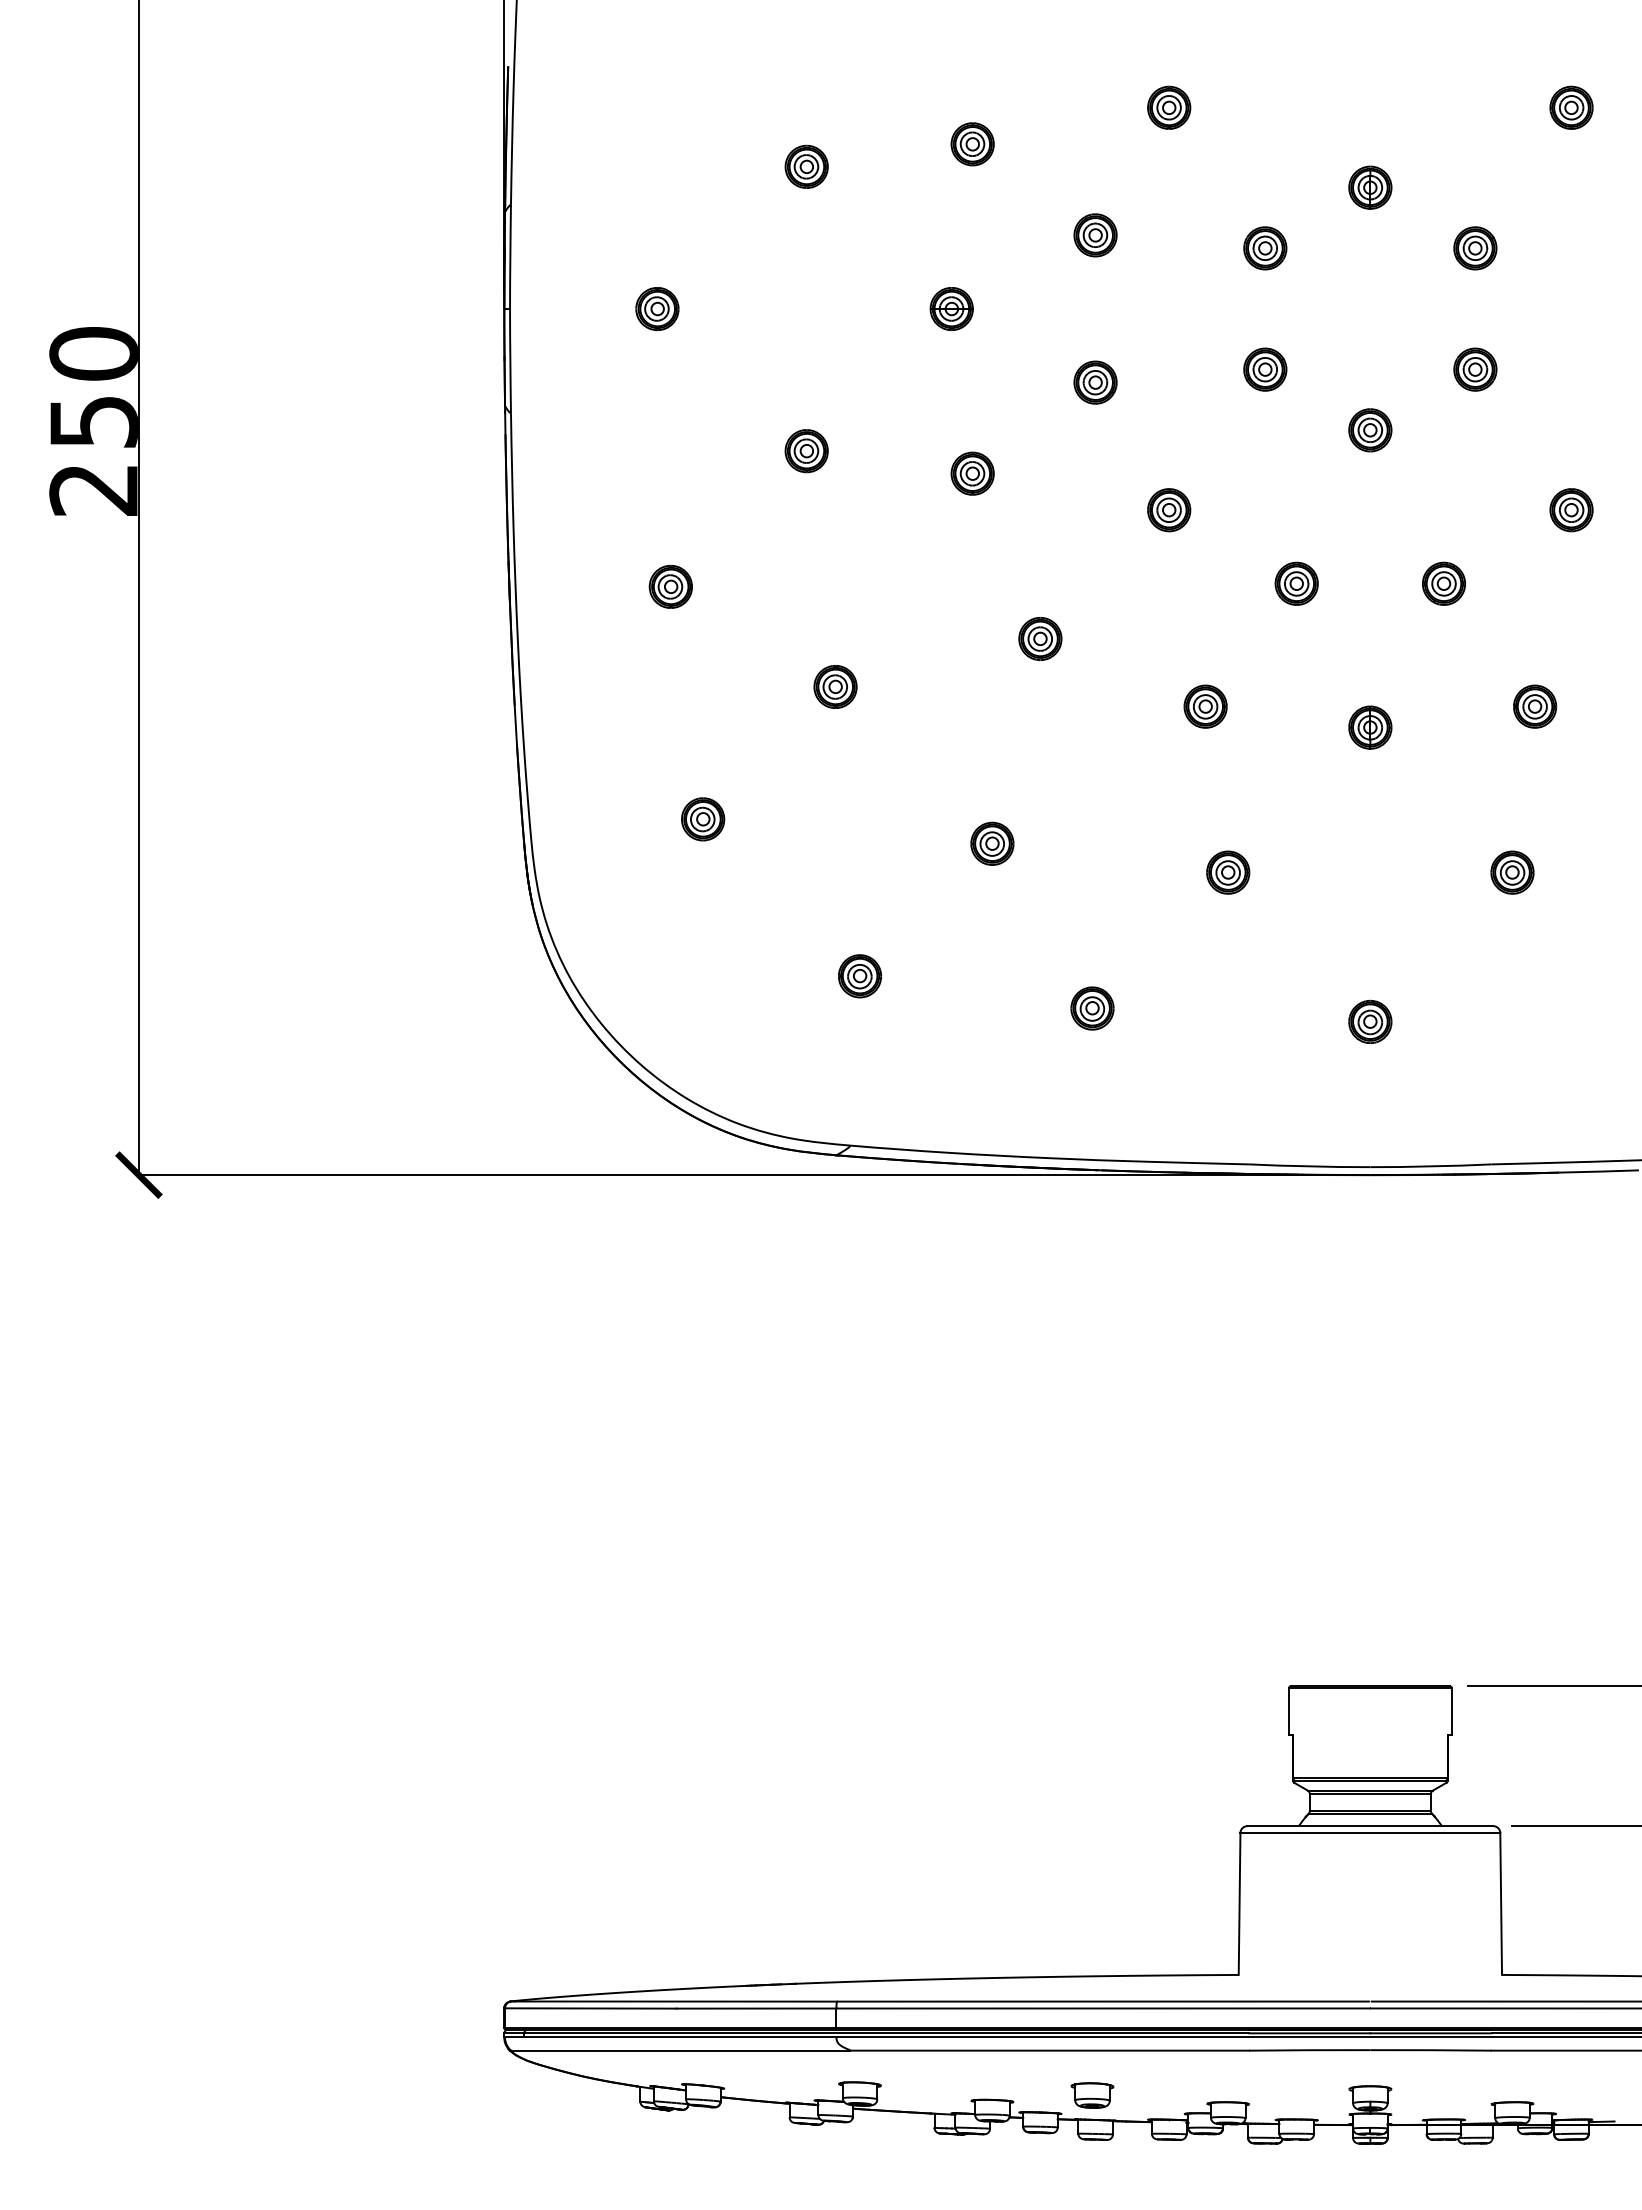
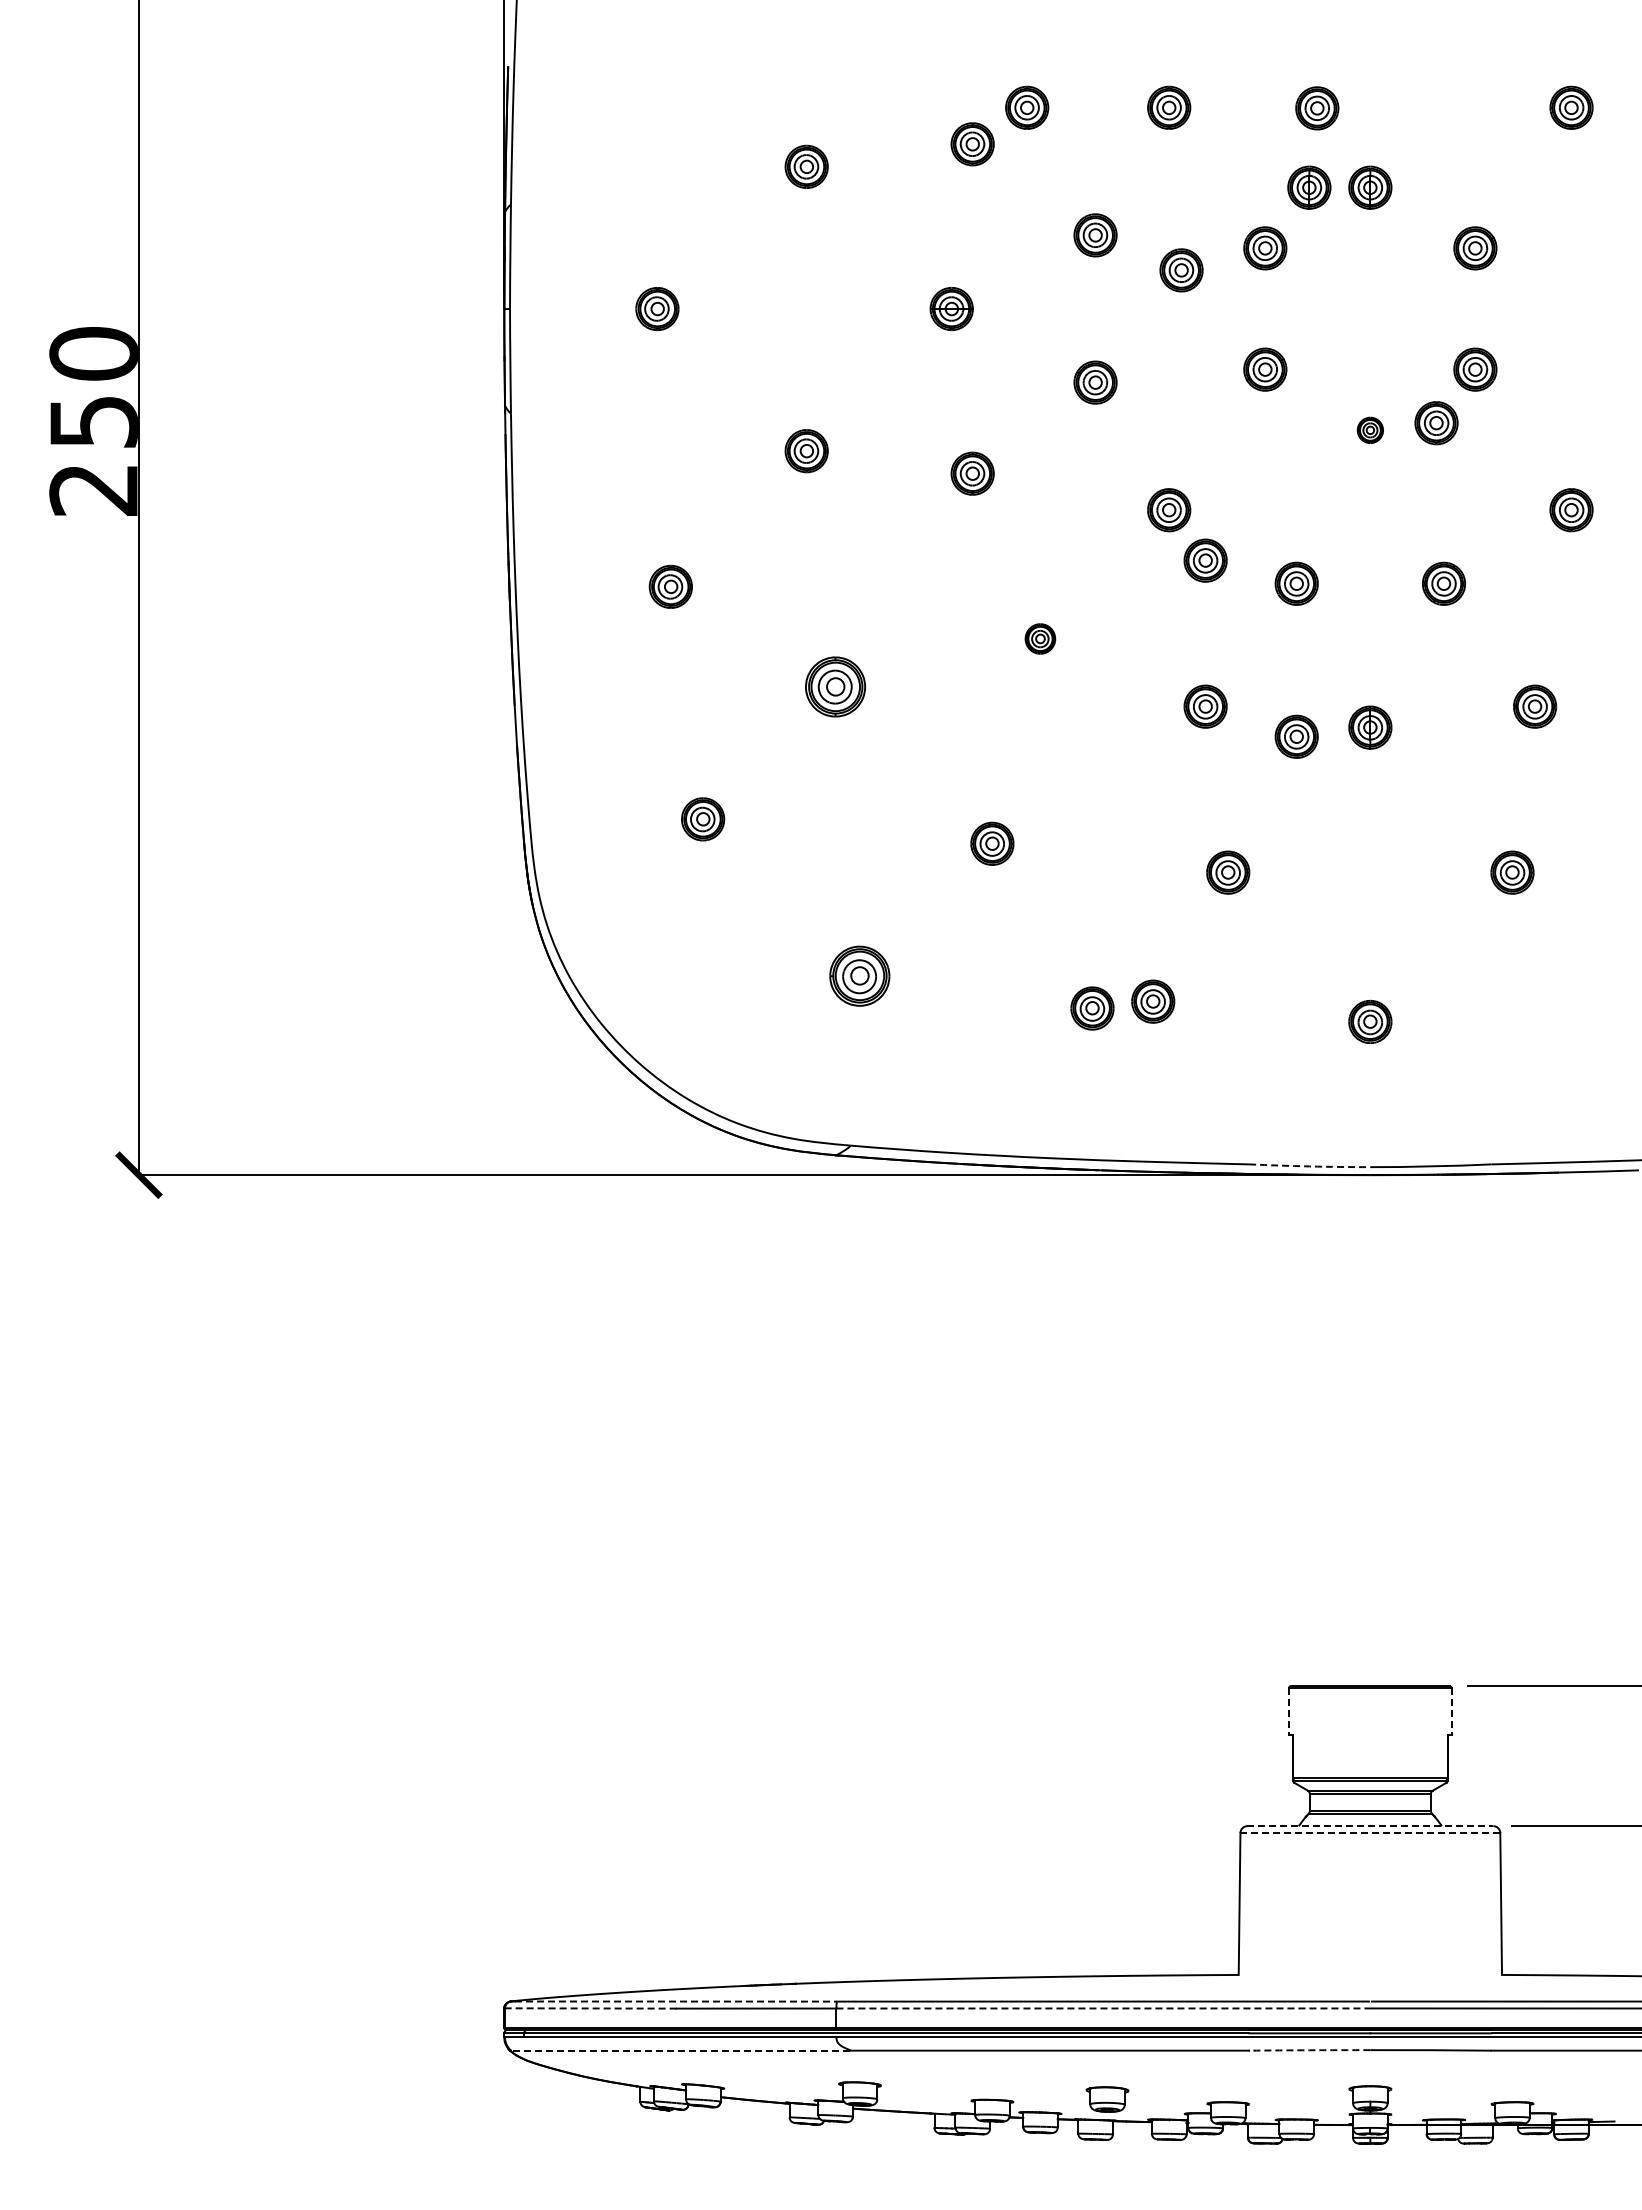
part: none -> present (1027, 107)
part: none -> present (1317, 108)
part: none -> present (1309, 187)
part: none -> present (1181, 270)
part: none -> present (1436, 423)
part size: 45x45 px -> 28x28 px (1369, 429)
part: none -> present (1205, 560)
part size: 45x44 px -> 33x32 px (1040, 638)
part size: 45x44 px -> 62x62 px (835, 686)
part: none -> present (1296, 736)
part size: 45x45 px -> 62x62 px (859, 975)
part: none -> present (1153, 1001)
arc: solid -> dashed (1309, 1166)
line: solid -> dashed (1288, 1711)
line: solid -> dashed (1451, 1711)
line: solid -> dashed (1370, 1826)
line: solid -> dashed (1370, 1832)
line: solid -> dashed (676, 2001)
line: solid -> dashed (590, 2008)
line: solid -> dashed (1103, 2008)
line: solid -> dashed (680, 2050)
arc: solid -> dashed (1309, 2050)
part position: (1092, 2095) -> (1107, 2099) (1107, 2099)
